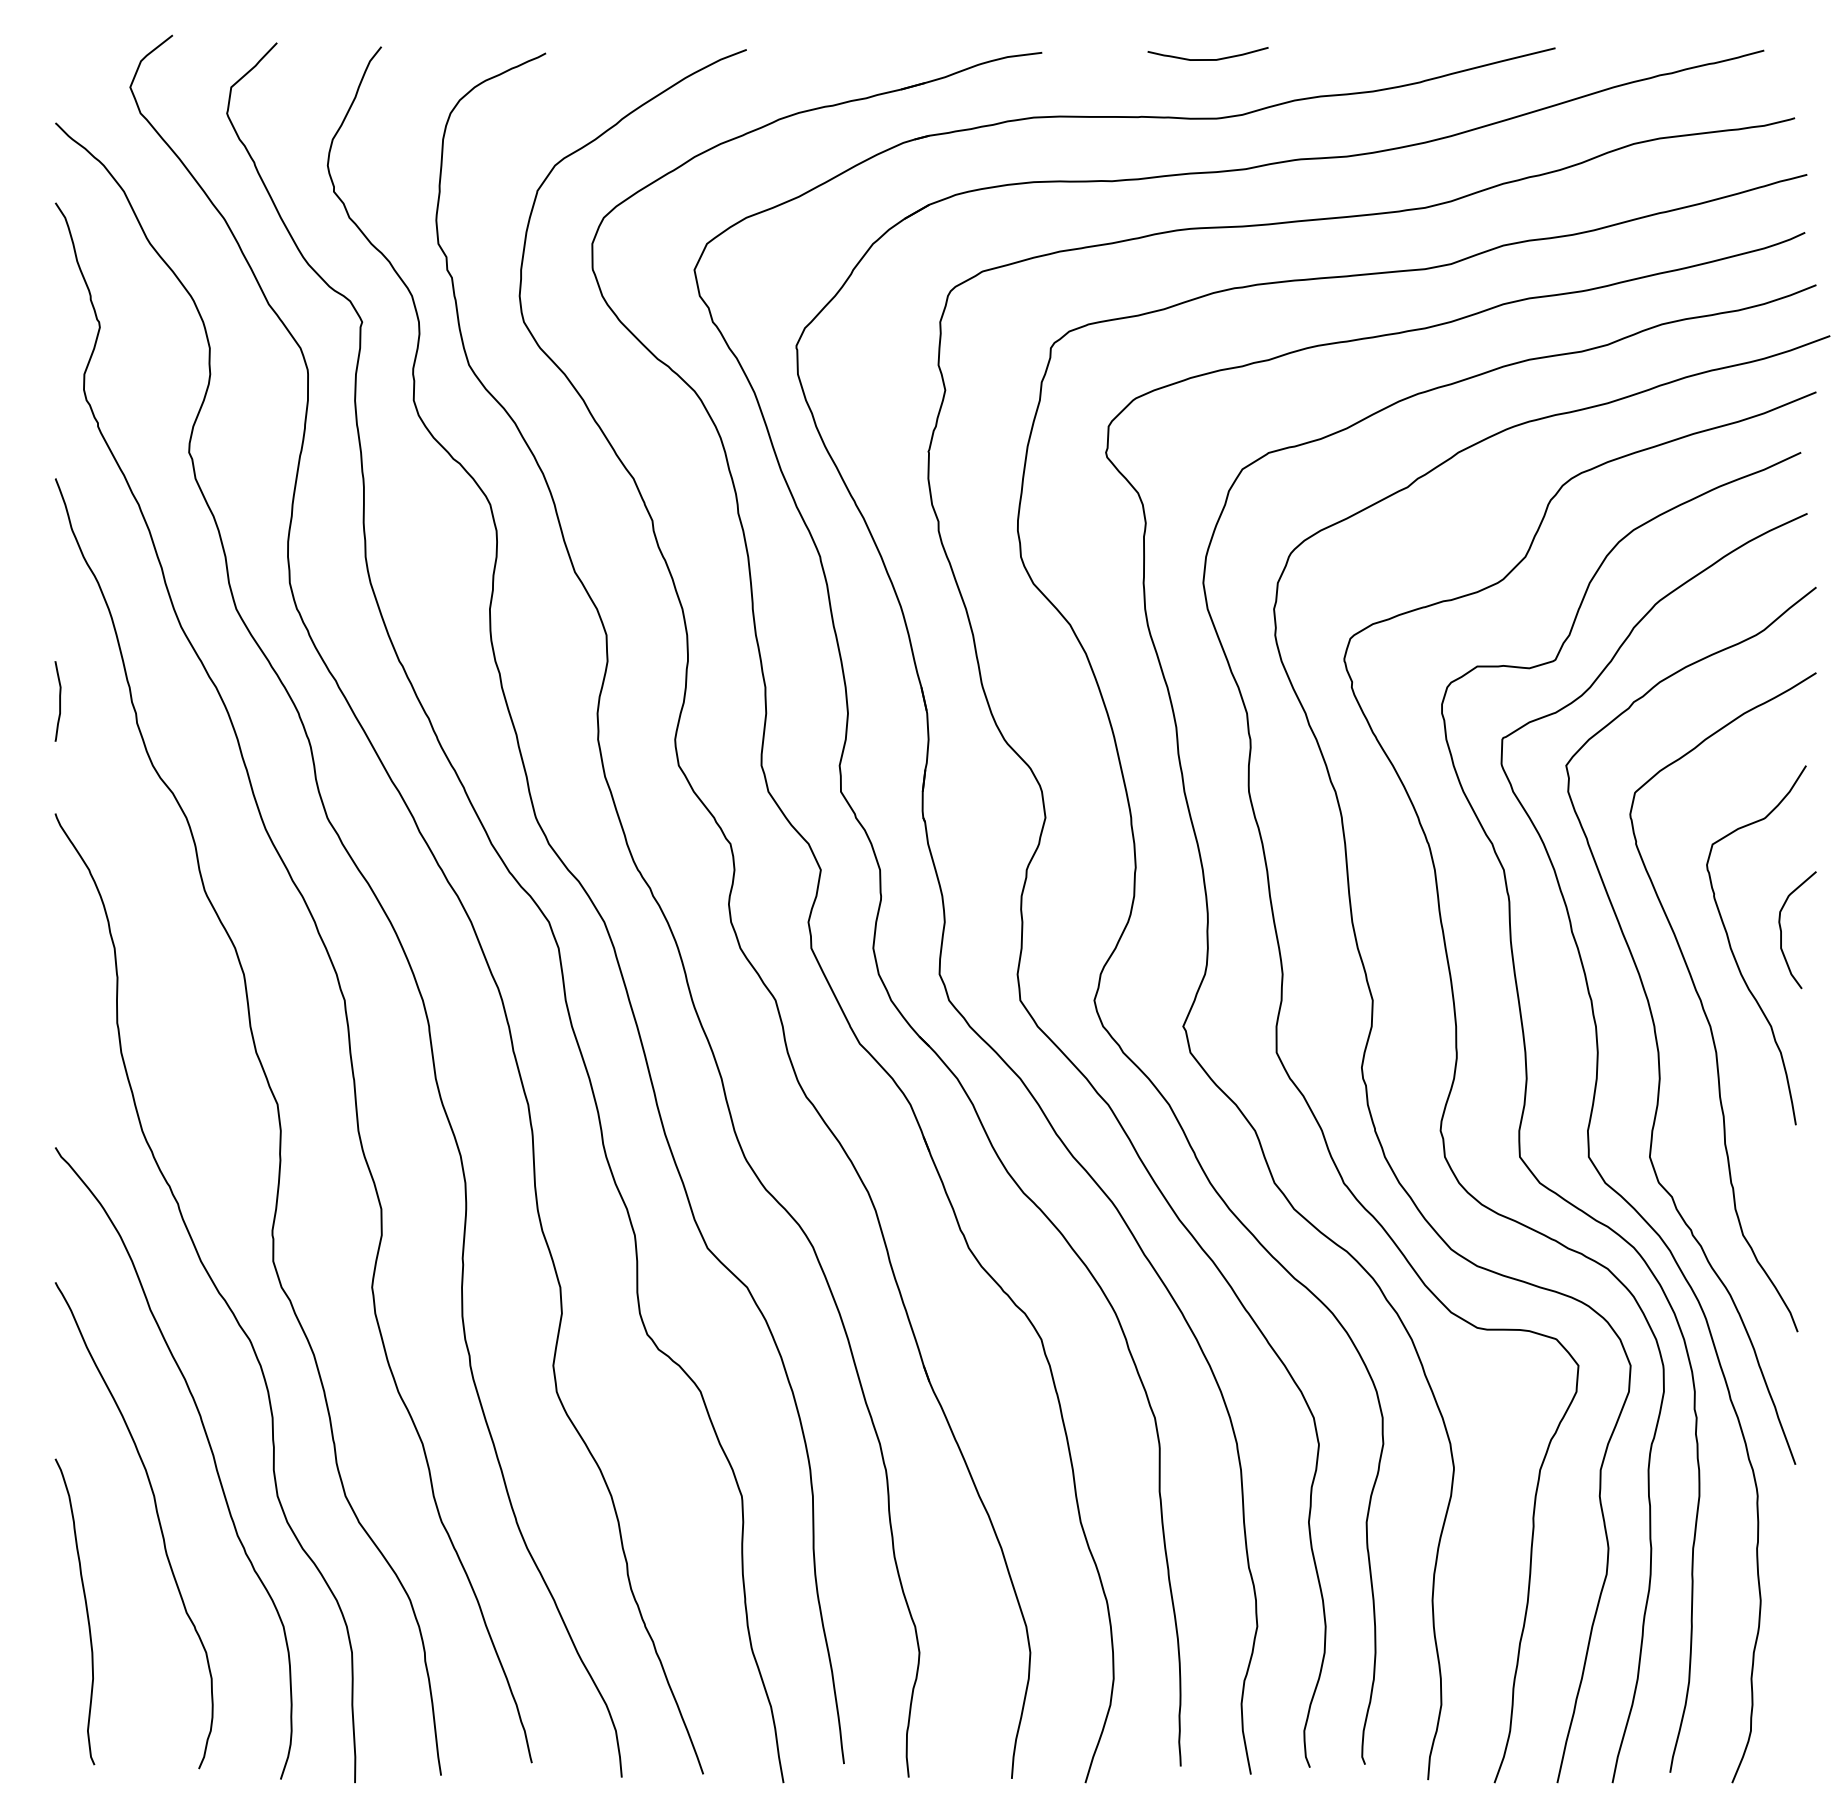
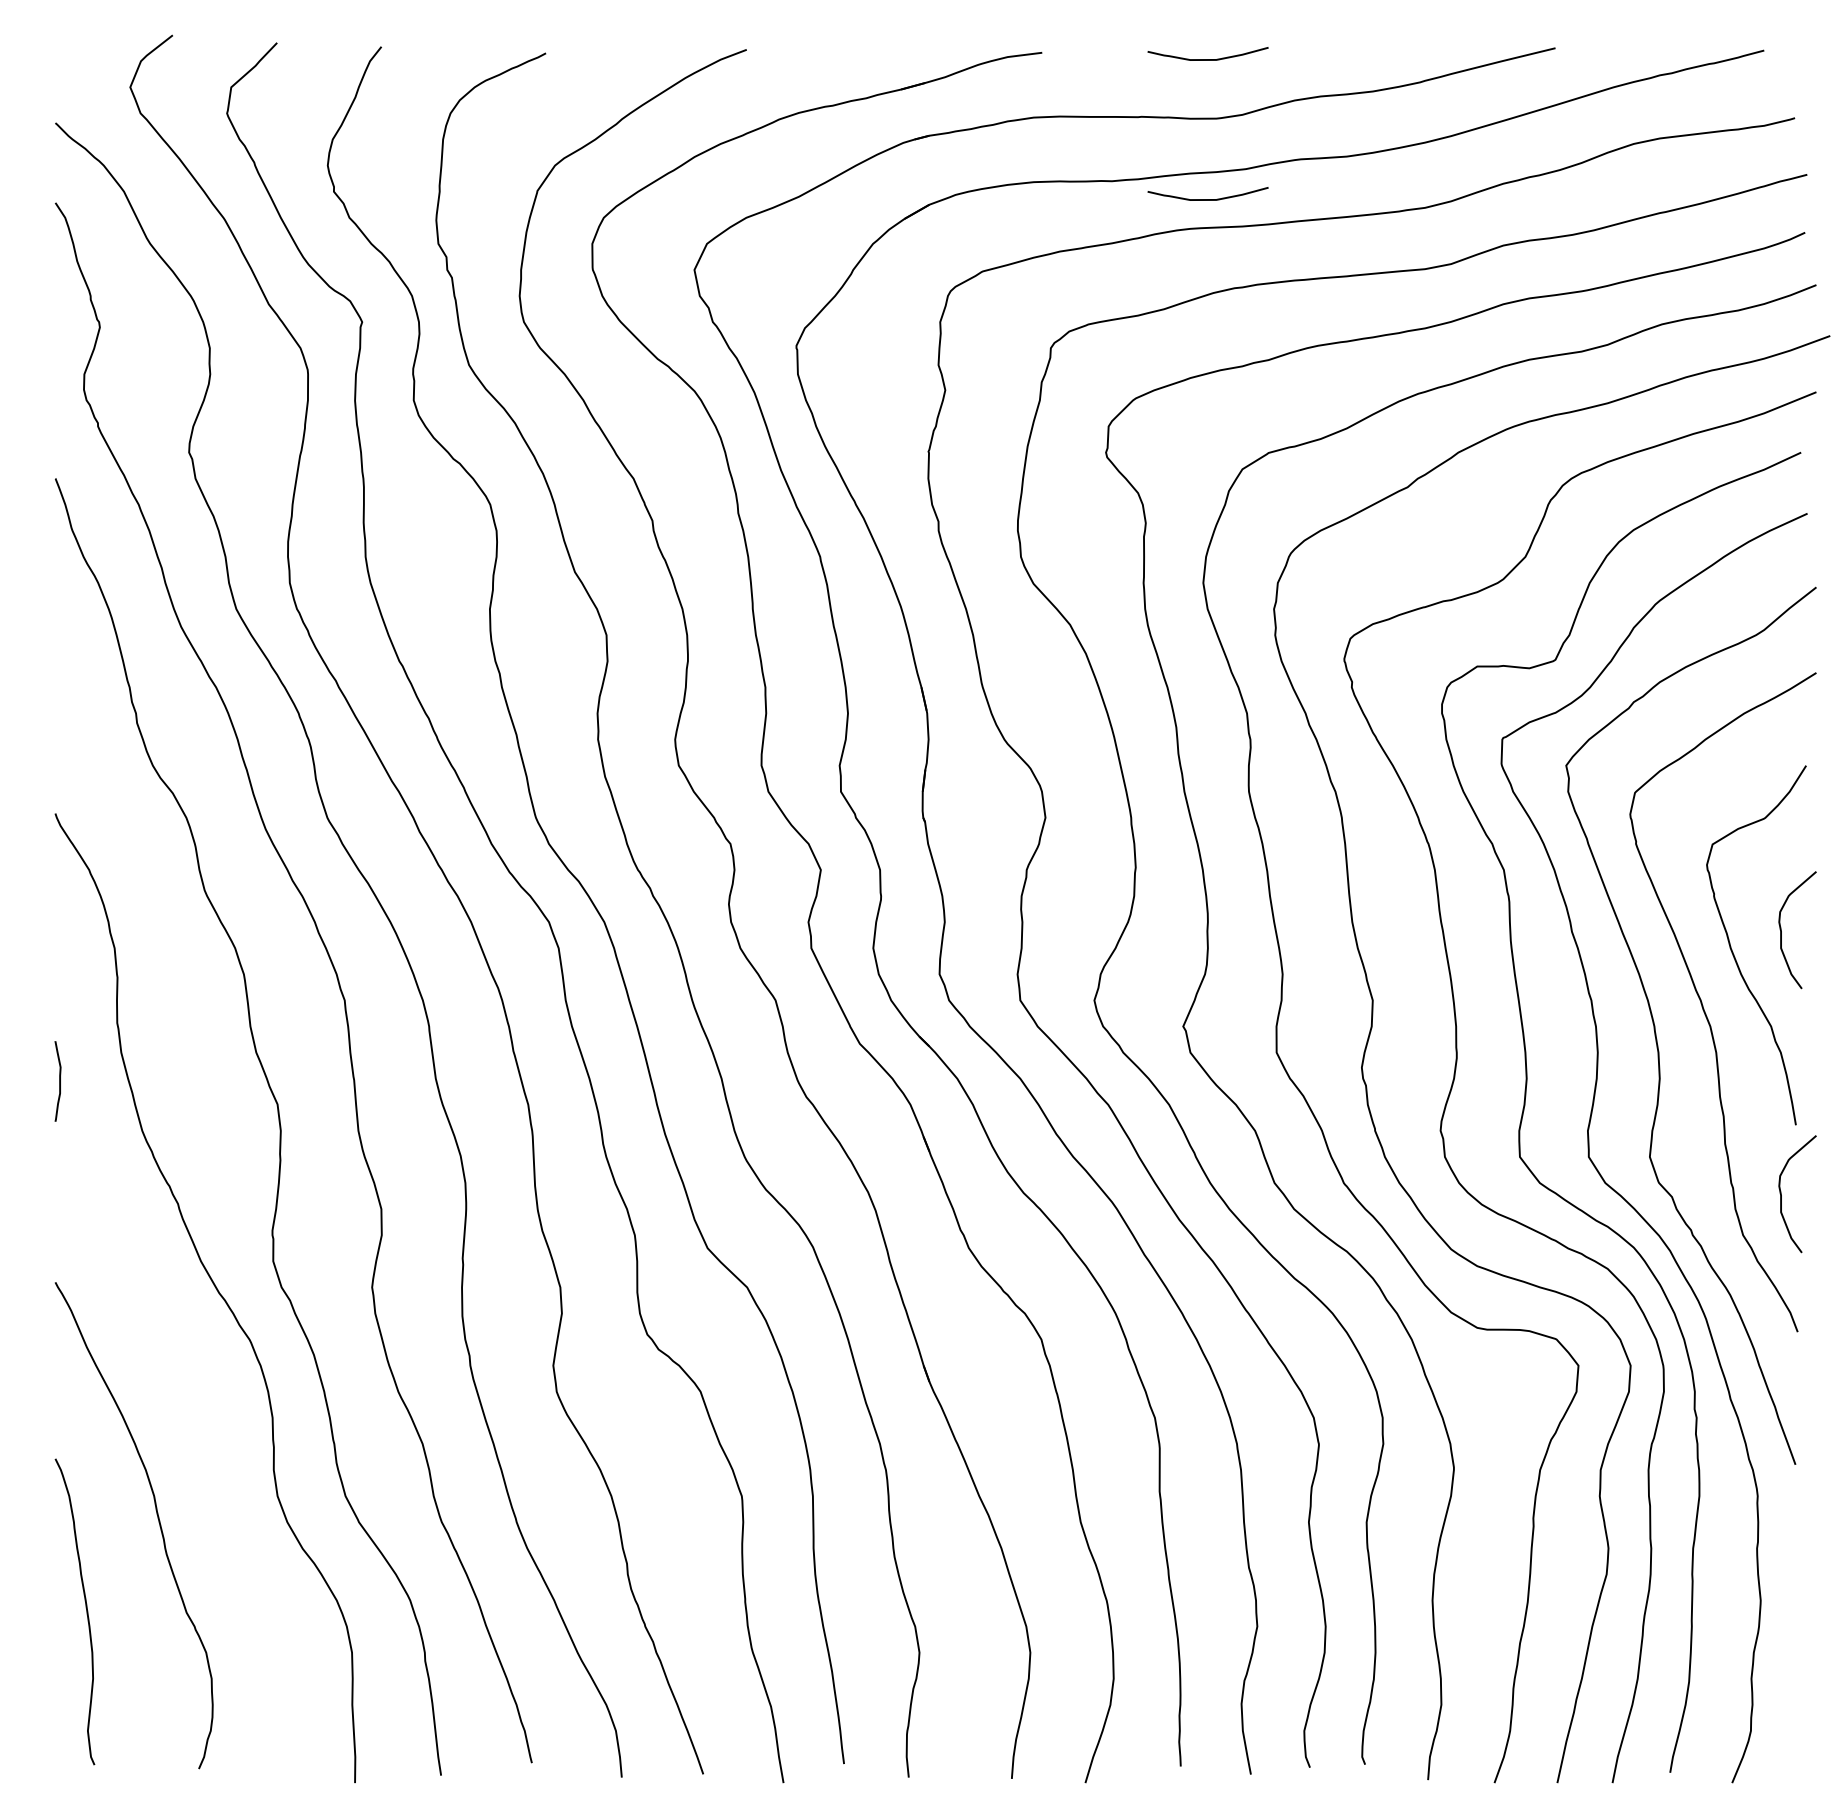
curve: none -> present (1207, 199)
curve position: (59, 701) -> (59, 1081) (59, 1081)
curve: none -> present (1781, 1194)
curve: present -> none (210, 1450)
